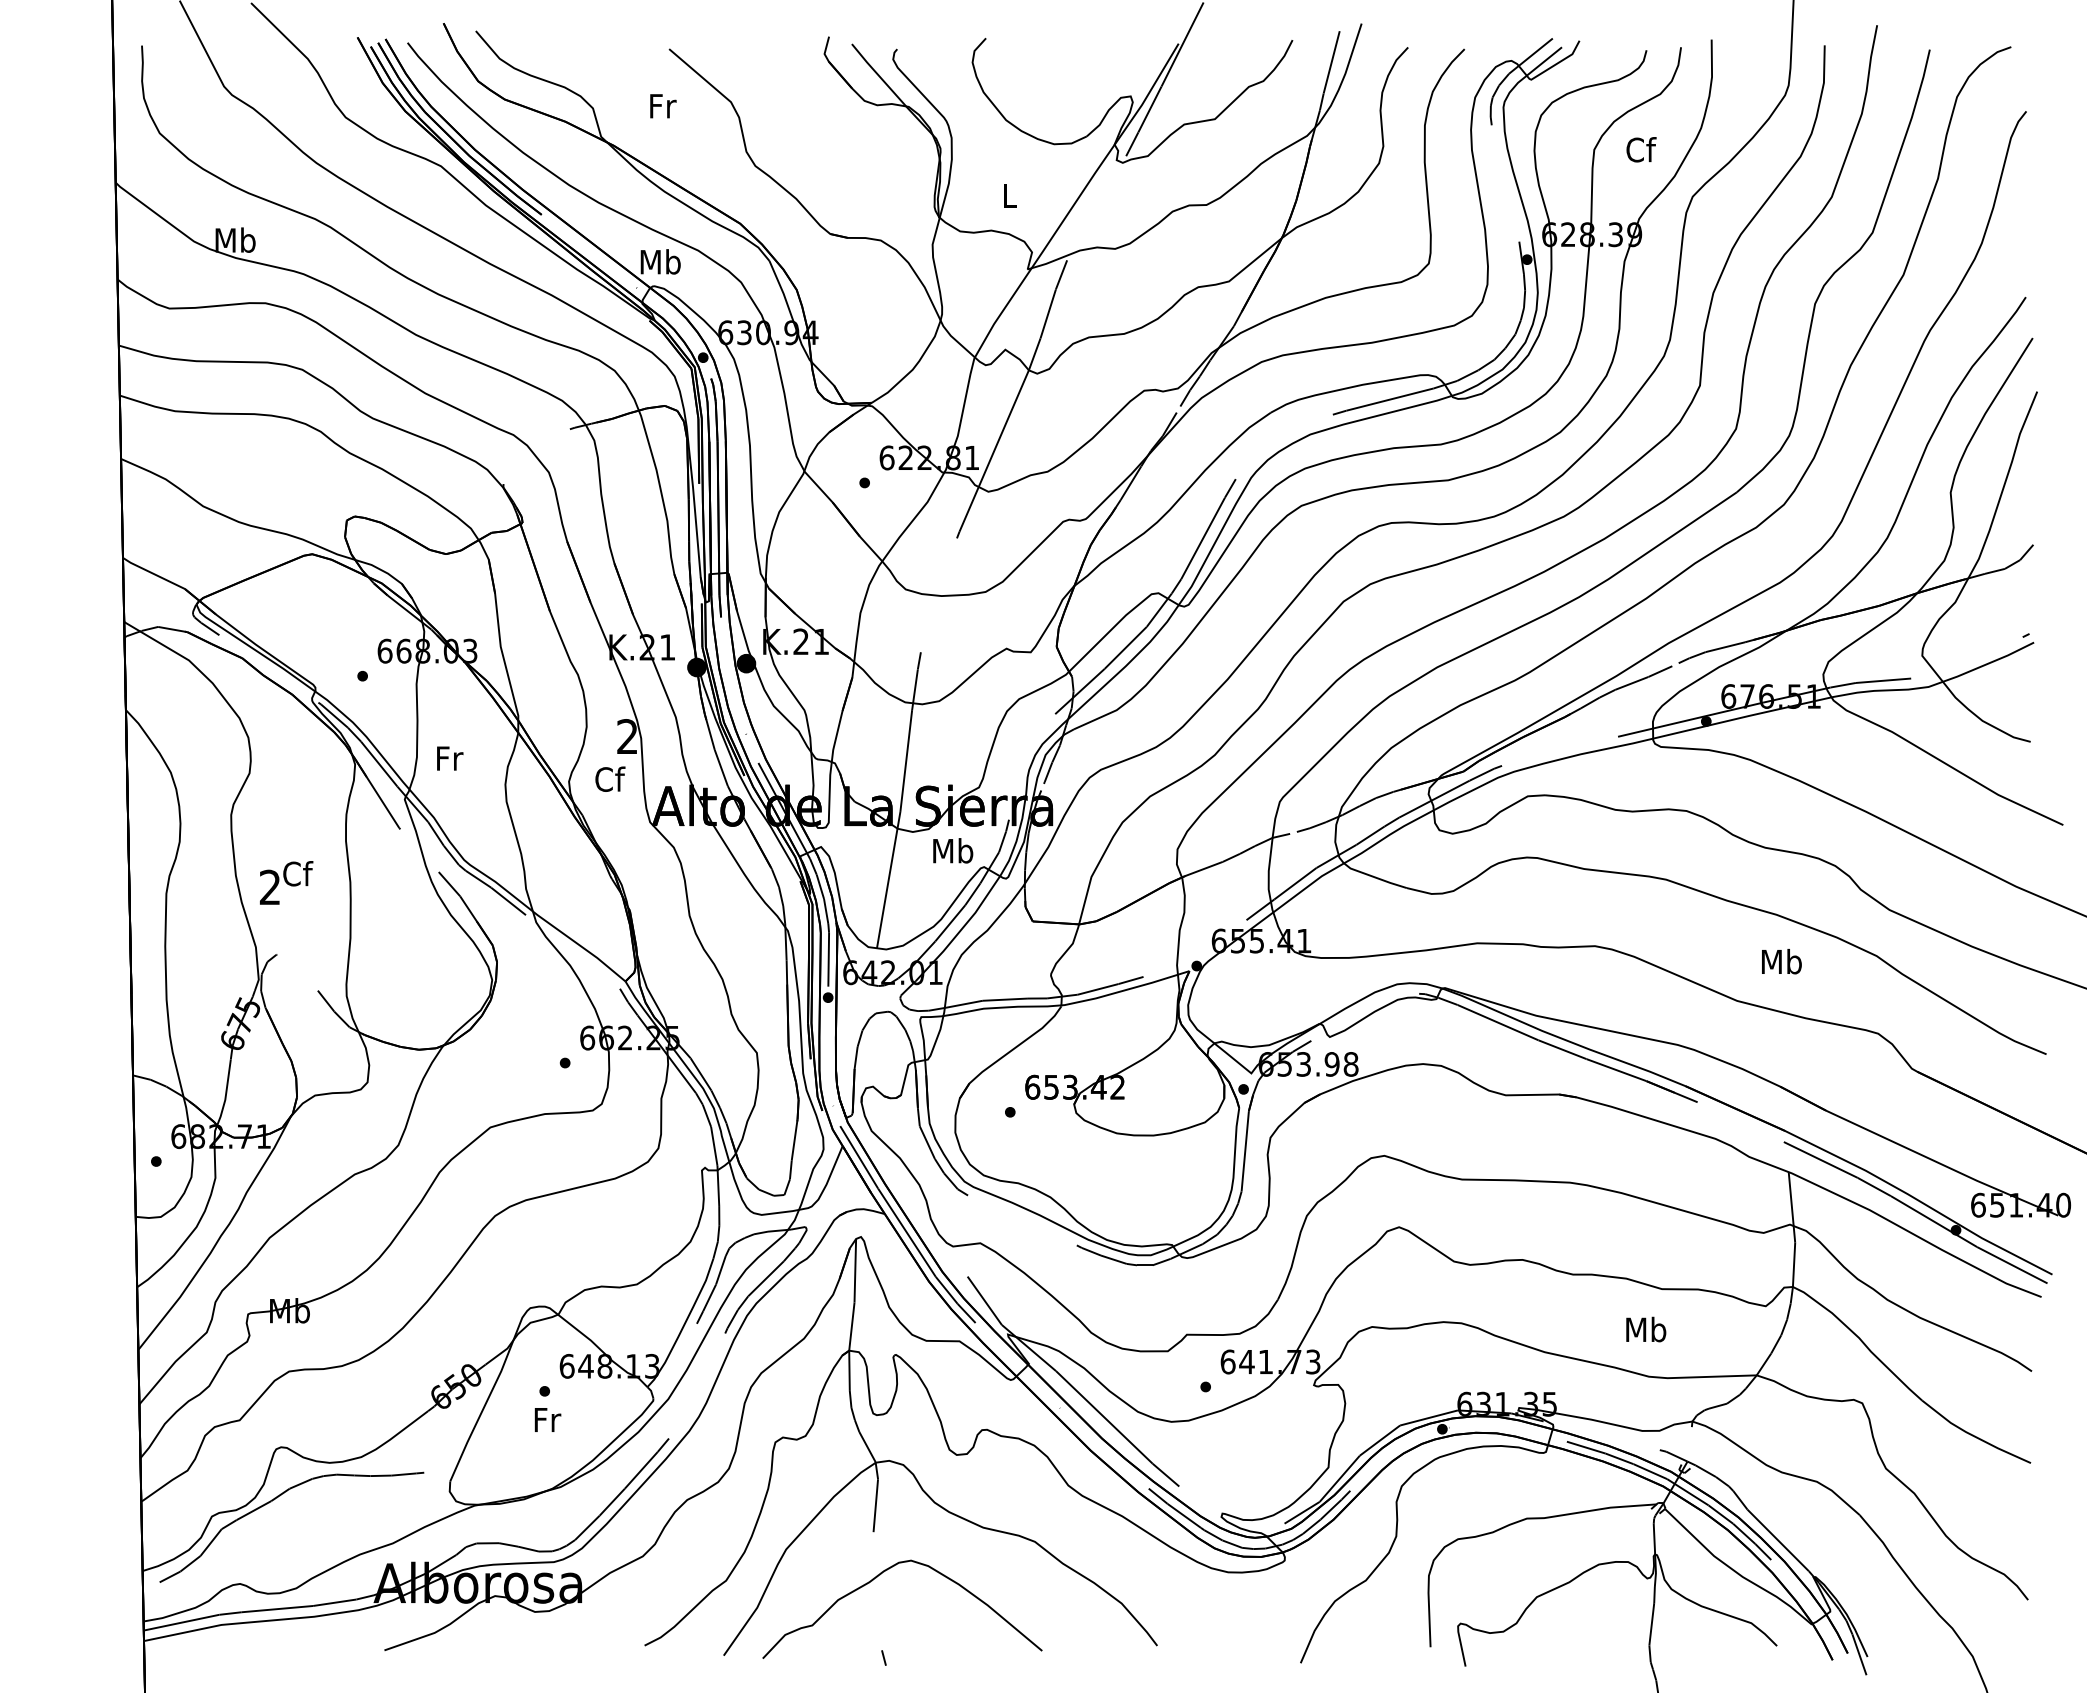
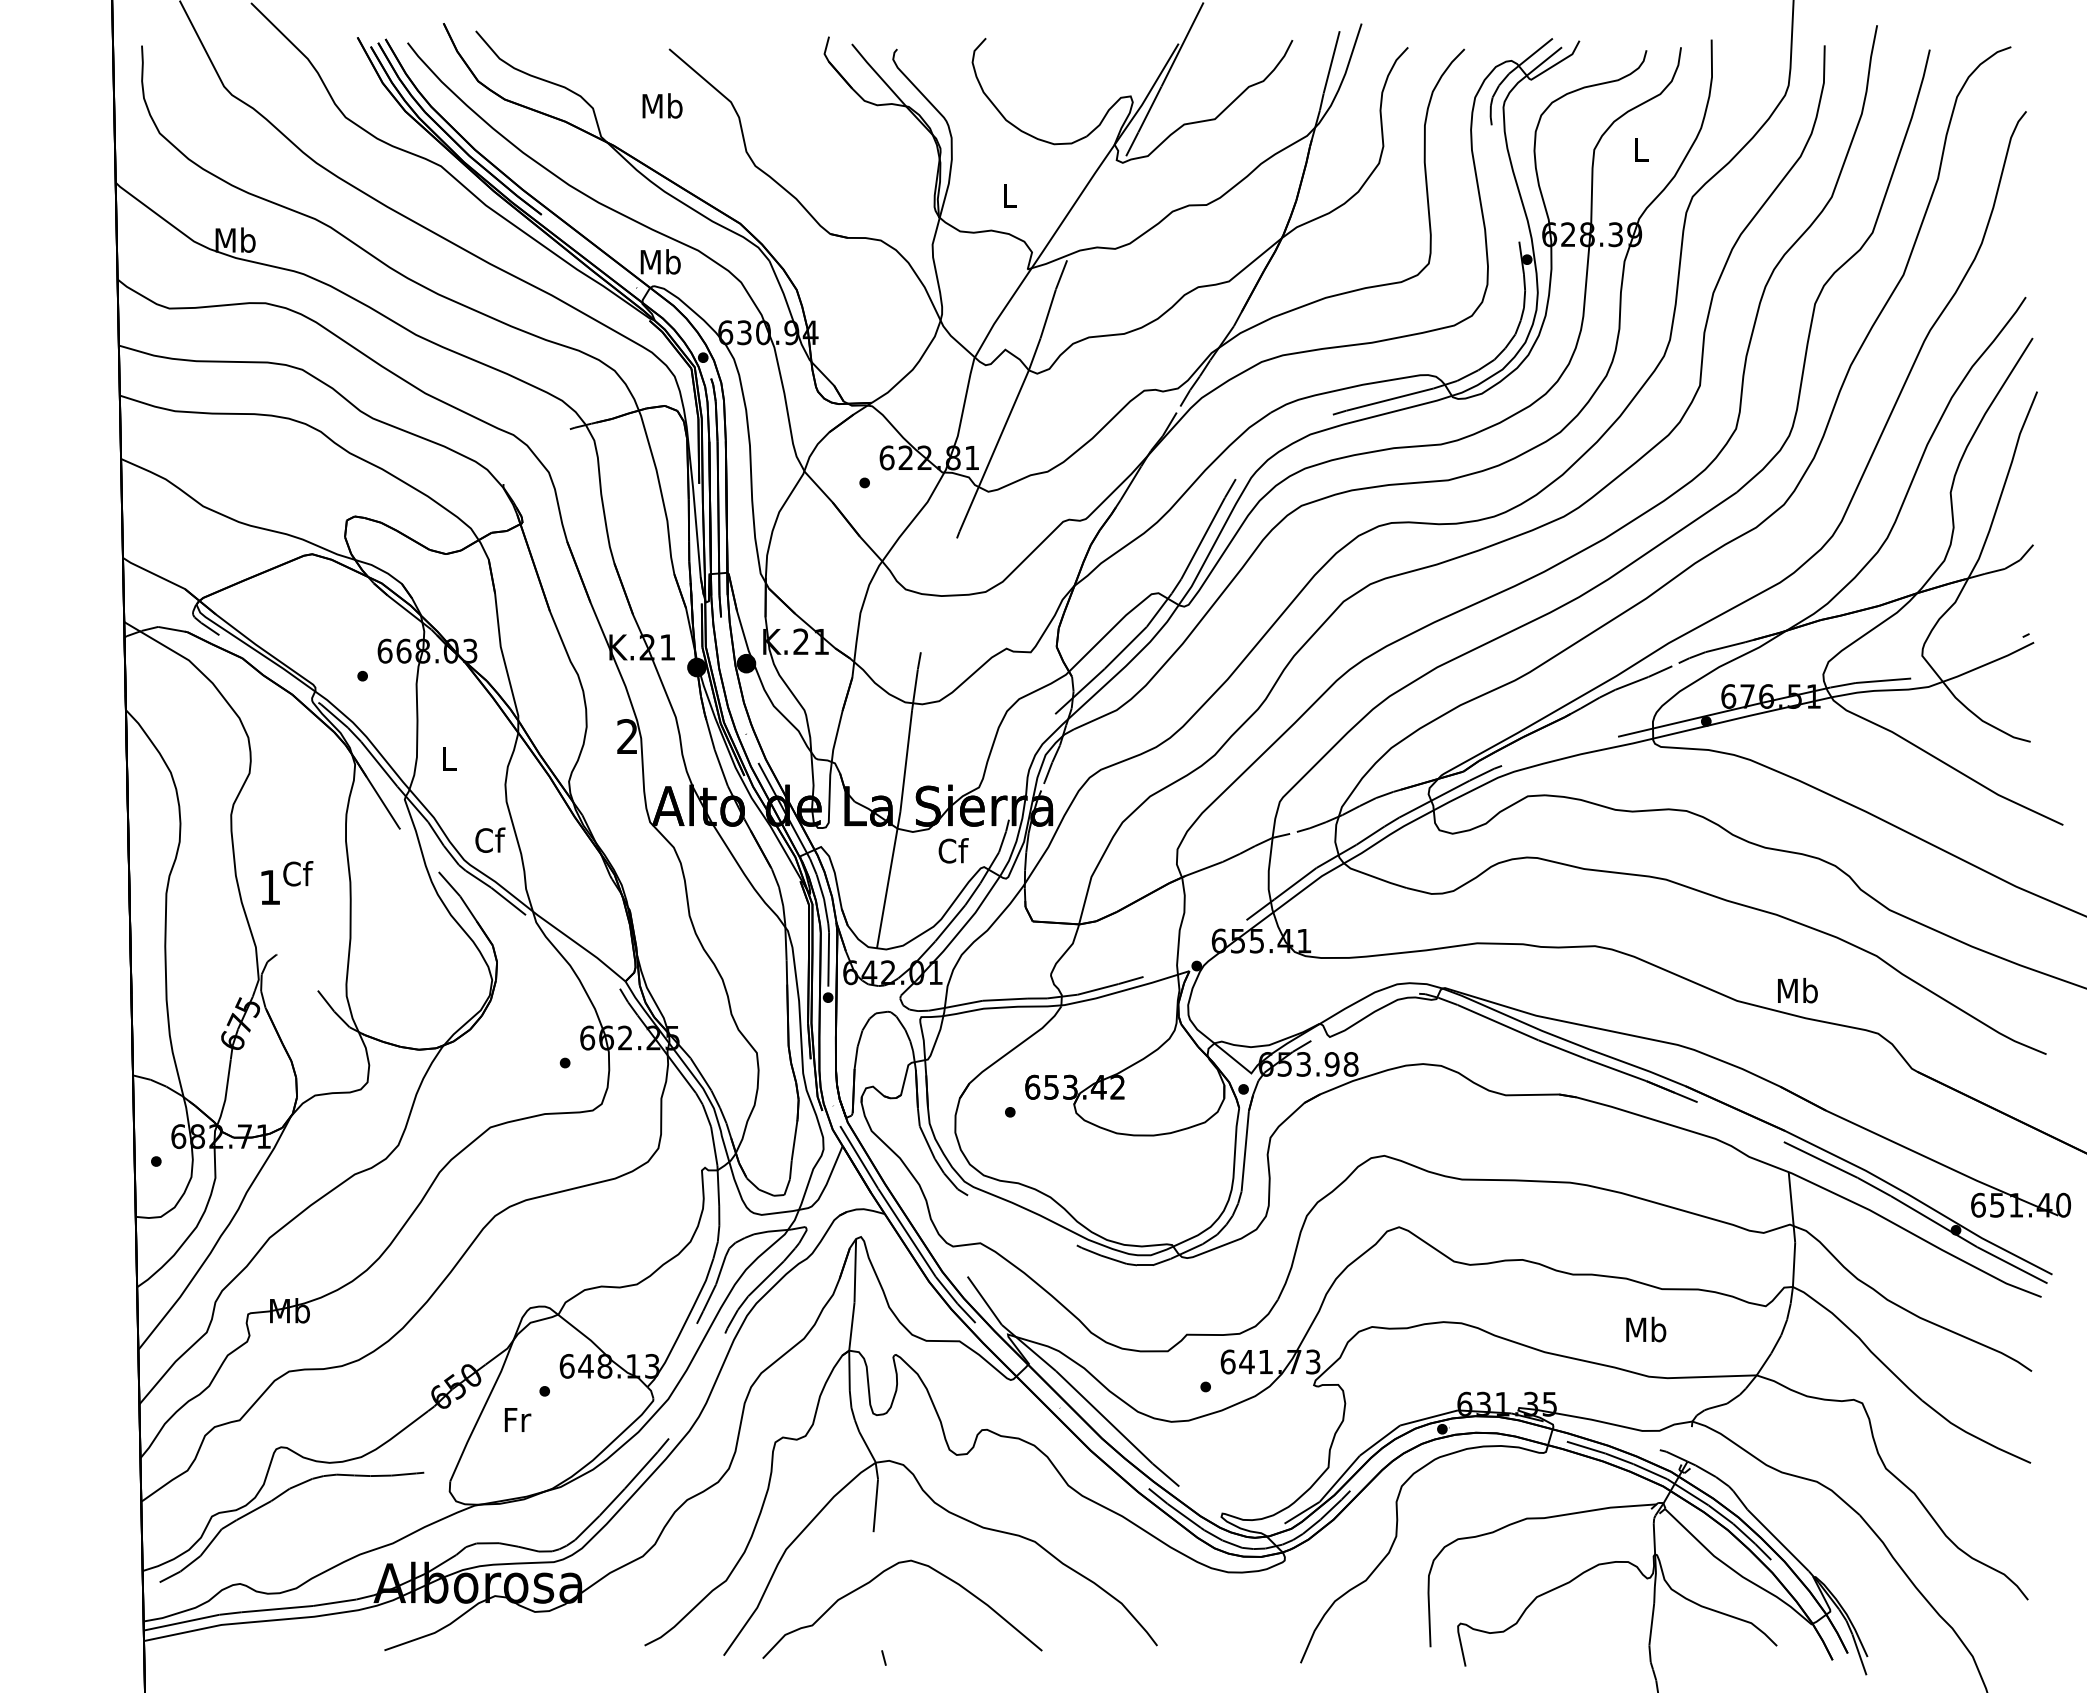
text: Fr -> Mb (662, 105)
text: Cf -> L (1641, 149)
text: Fr -> L (450, 758)
text position: (610, 778) -> (490, 839) (490, 839)
text: Mb -> Cf (953, 850)
text: 2 -> 1 (269, 886)
text position: (1781, 961) -> (1797, 990) (1797, 990)
text position: (547, 1419) -> (517, 1419) (517, 1419)
